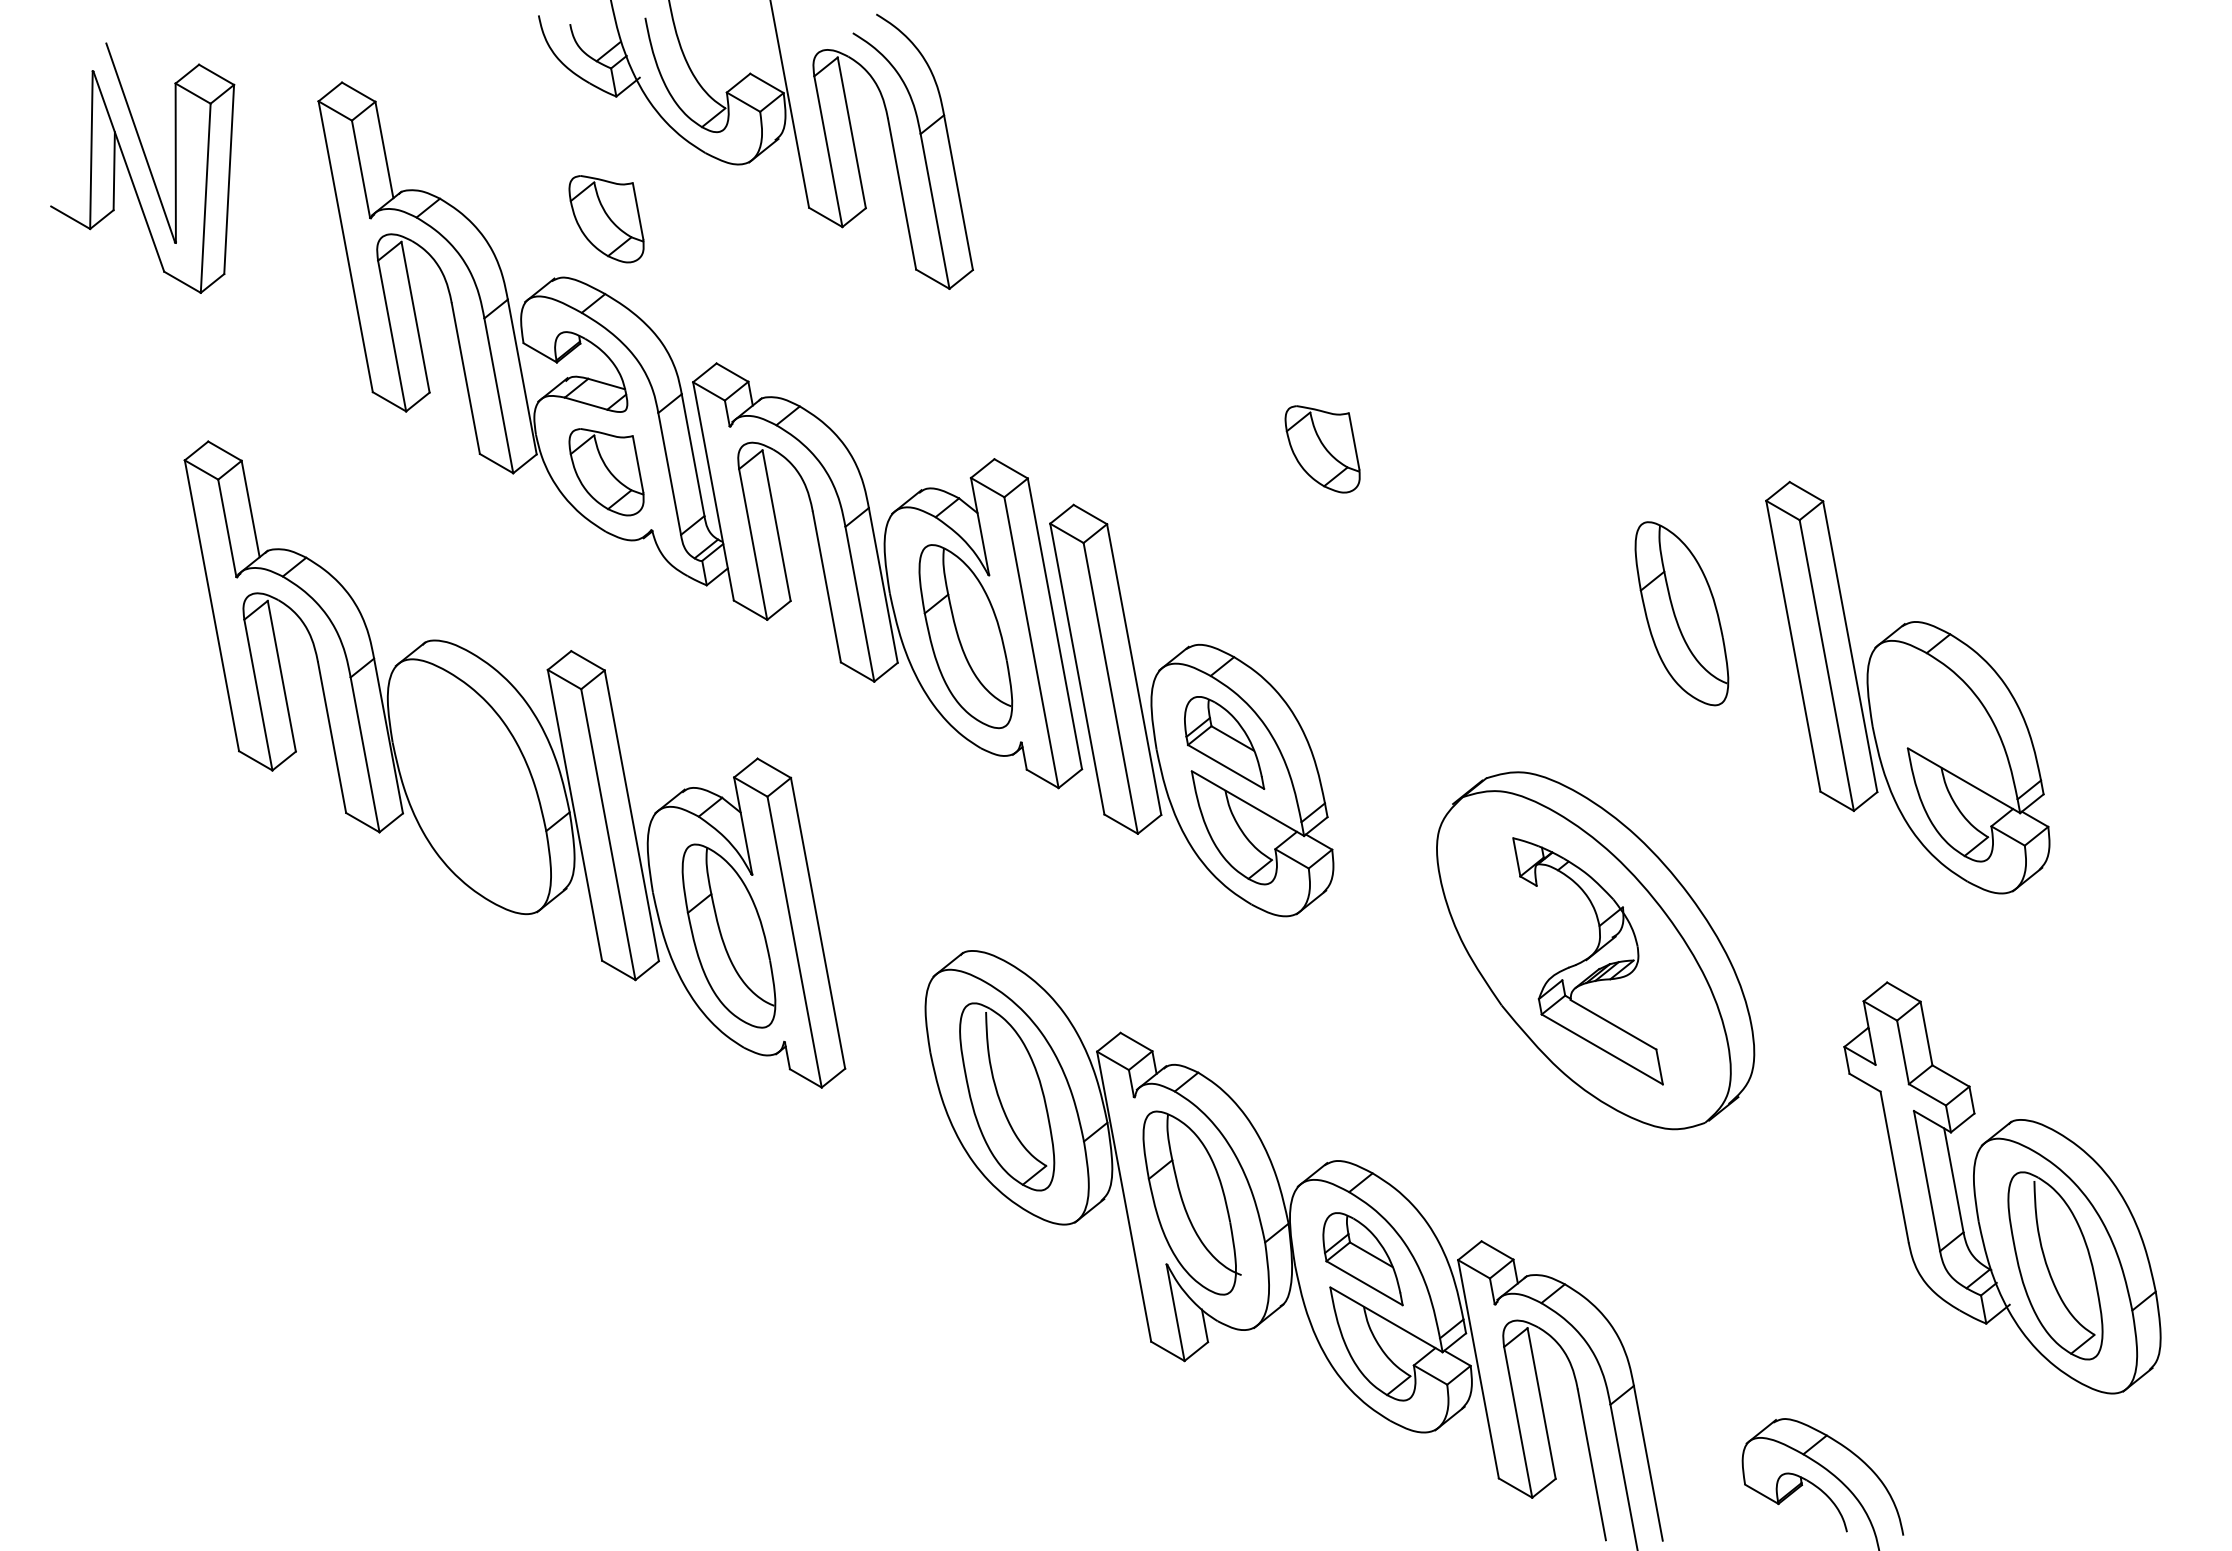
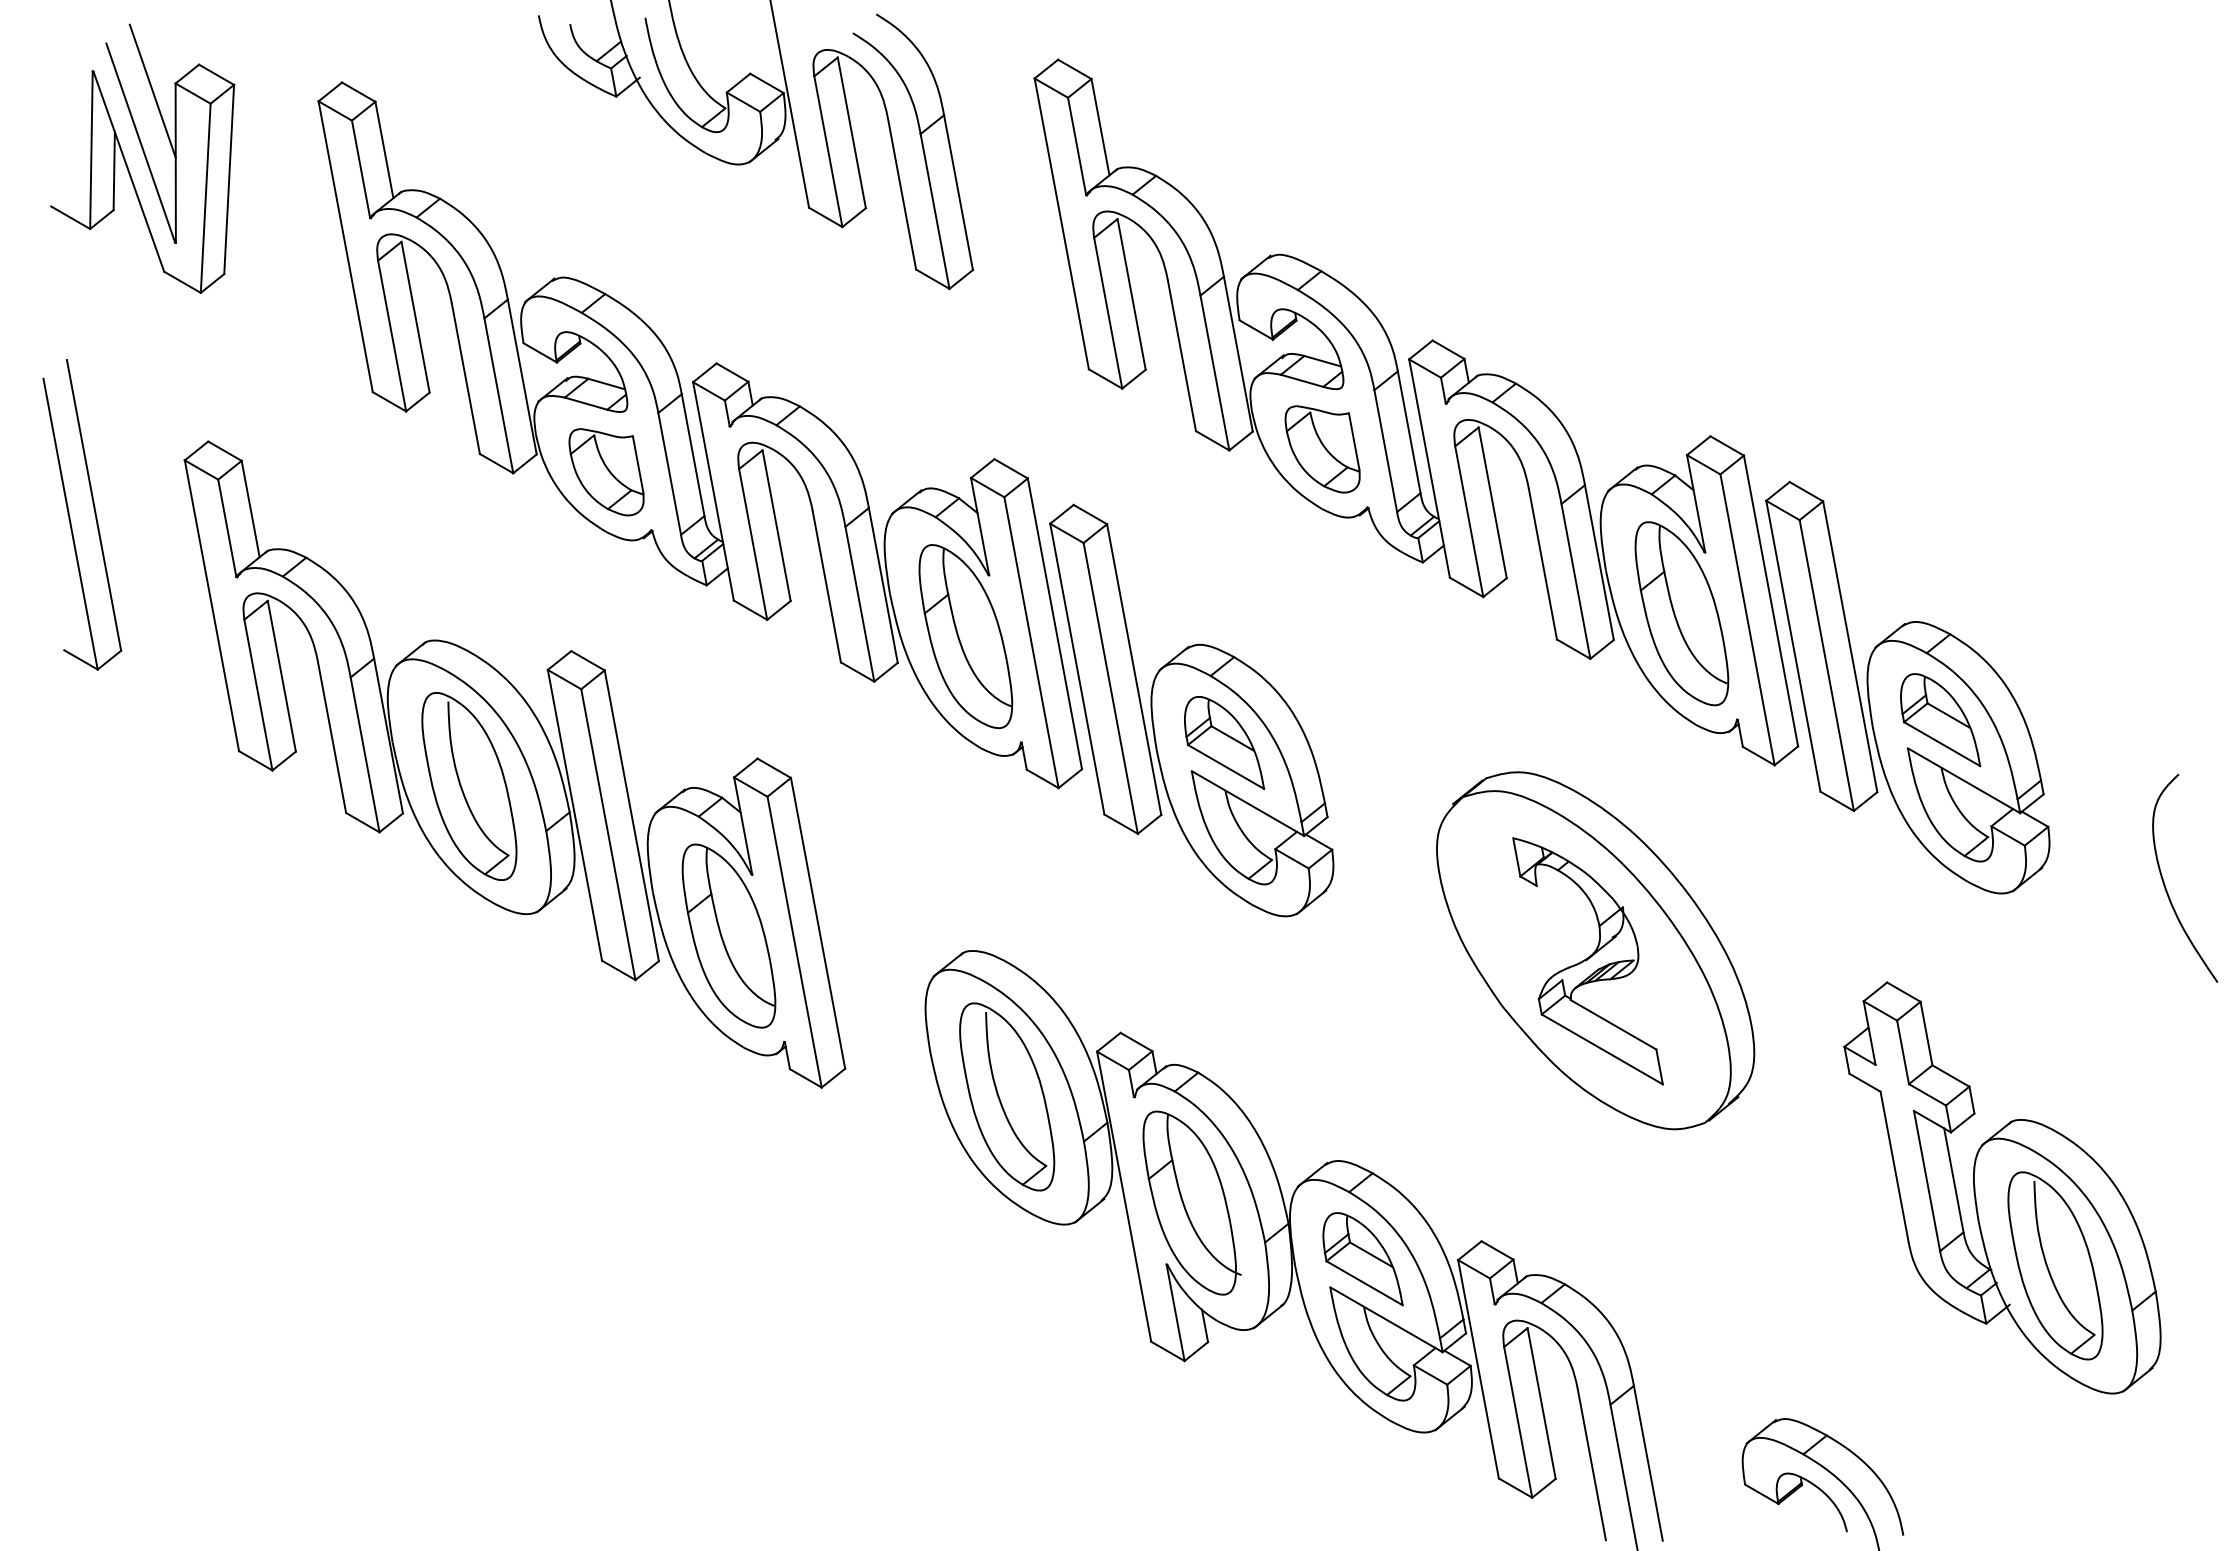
line: none -> present (152, 90)
part: present -> none (606, 219)
part: none -> present (1416, 412)
part: none -> present (94, 514)
part: none -> present (1940, 720)
part: none -> present (469, 786)
curve: none -> present (2165, 884)
